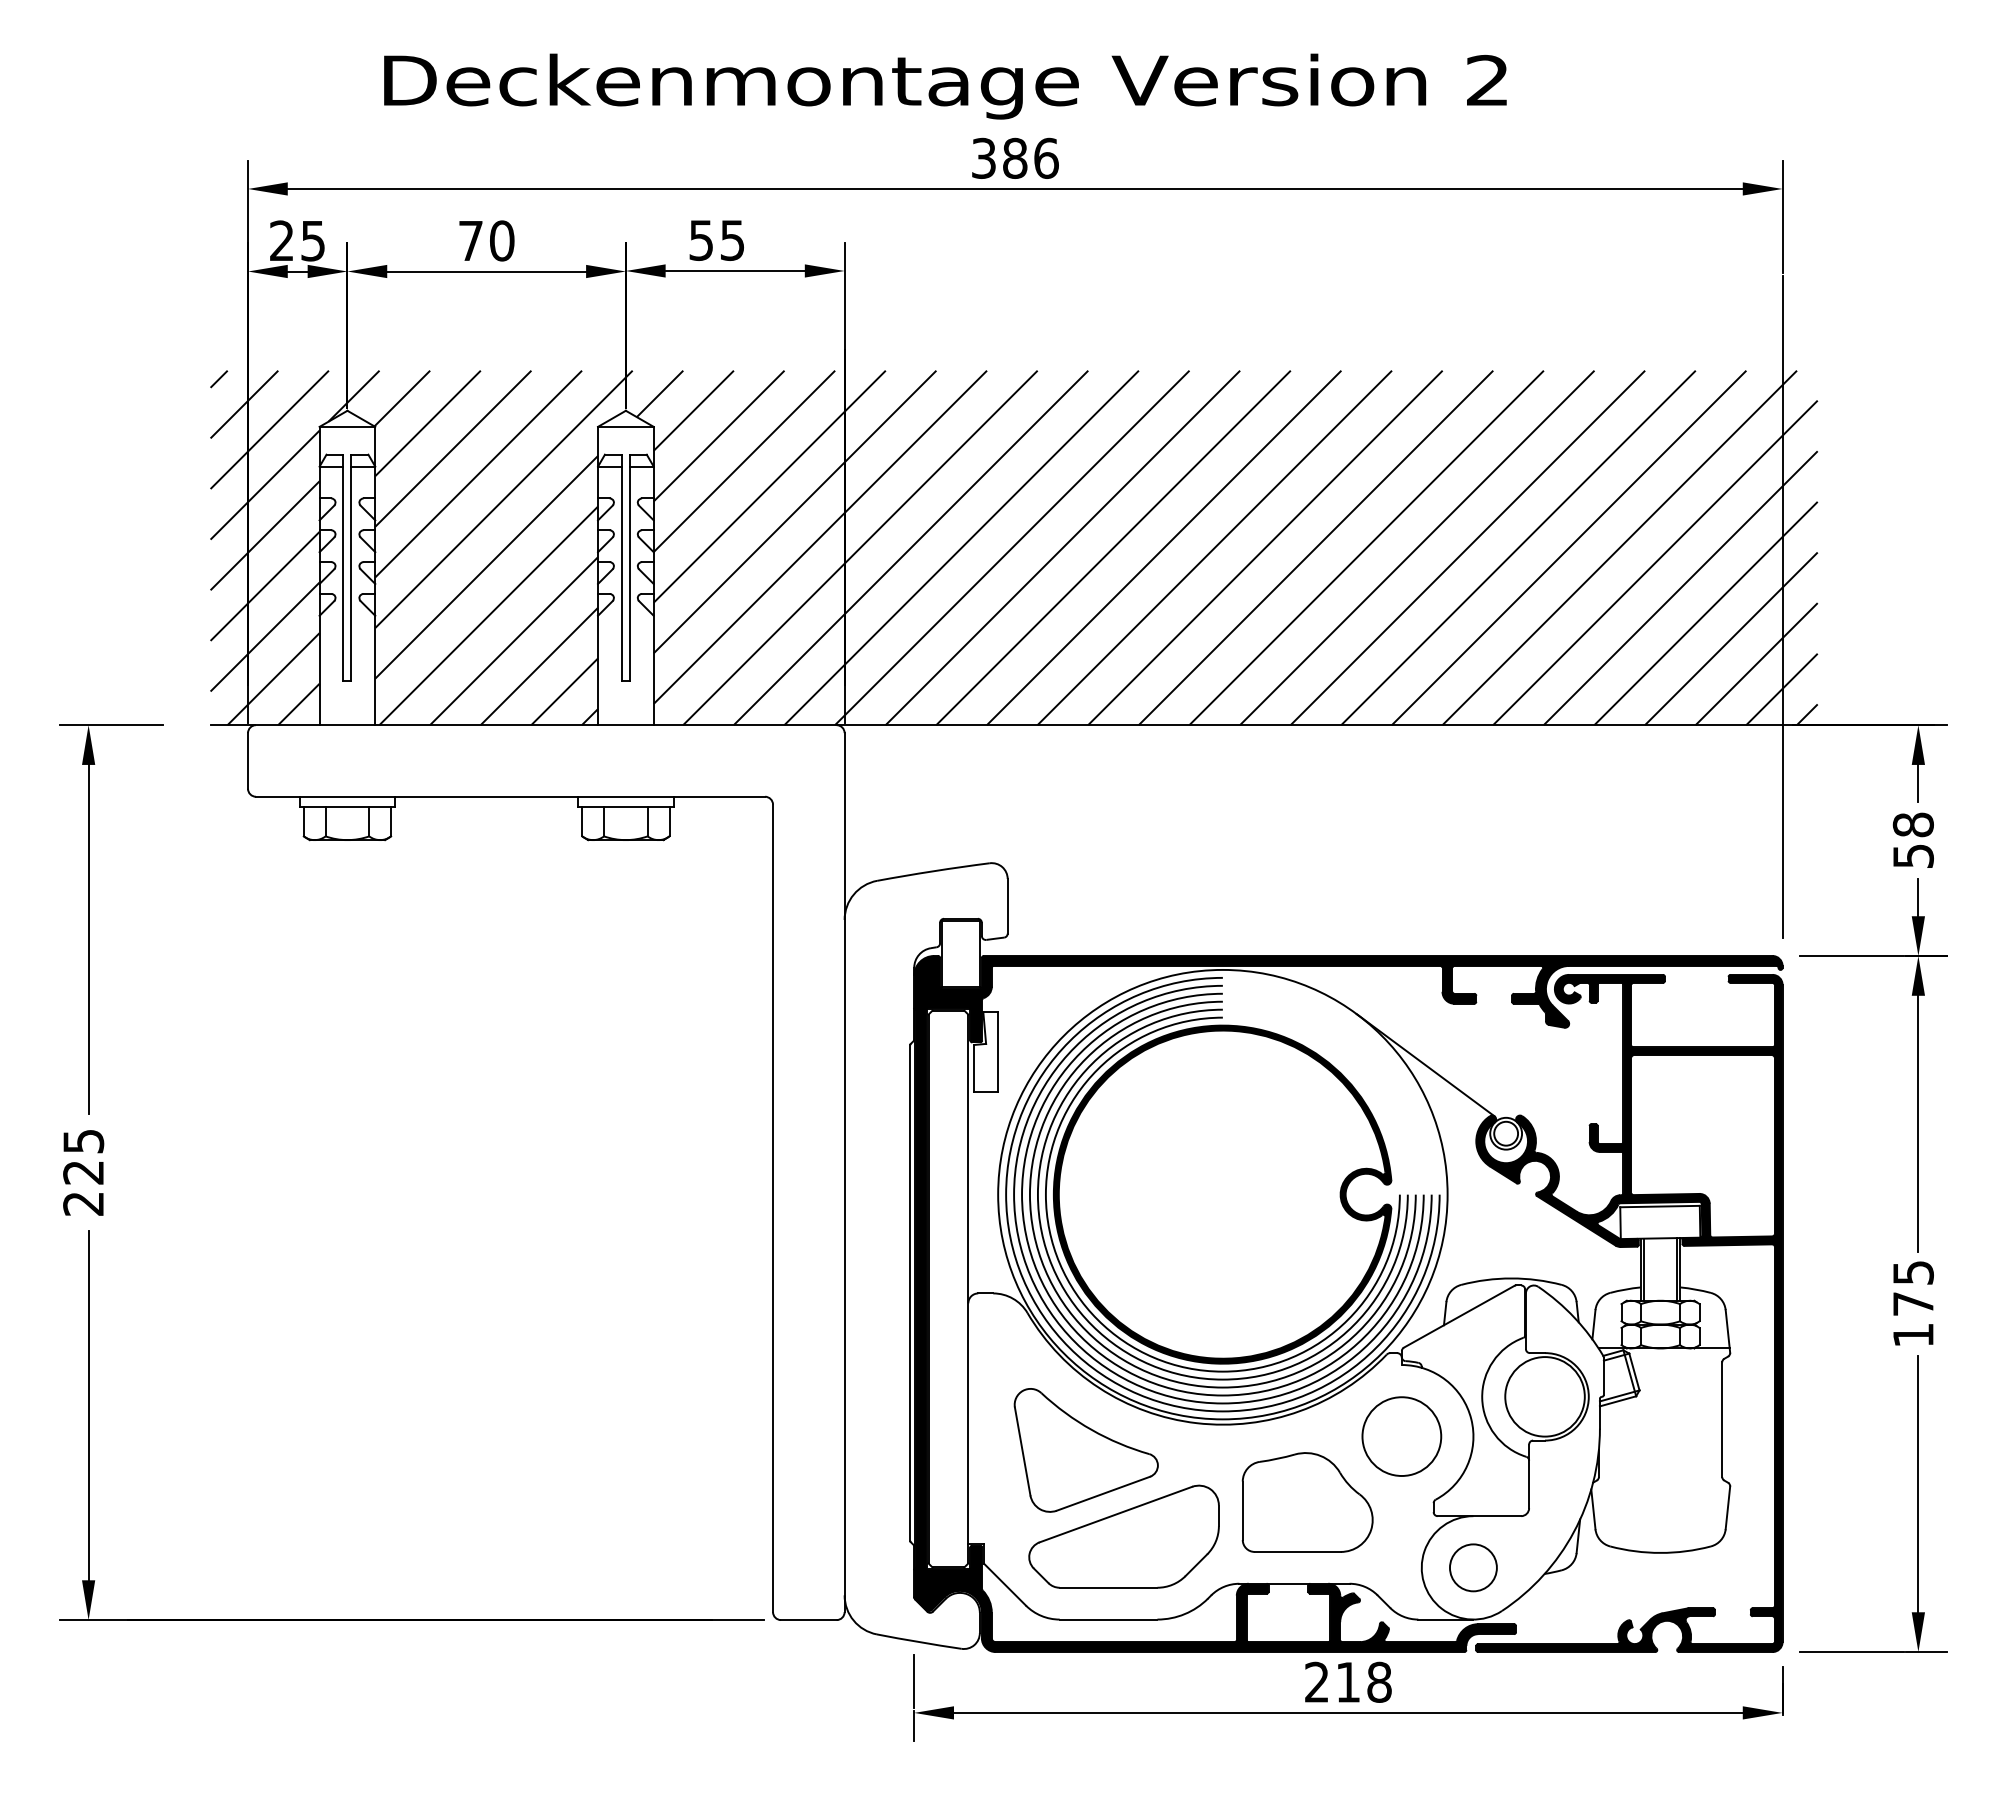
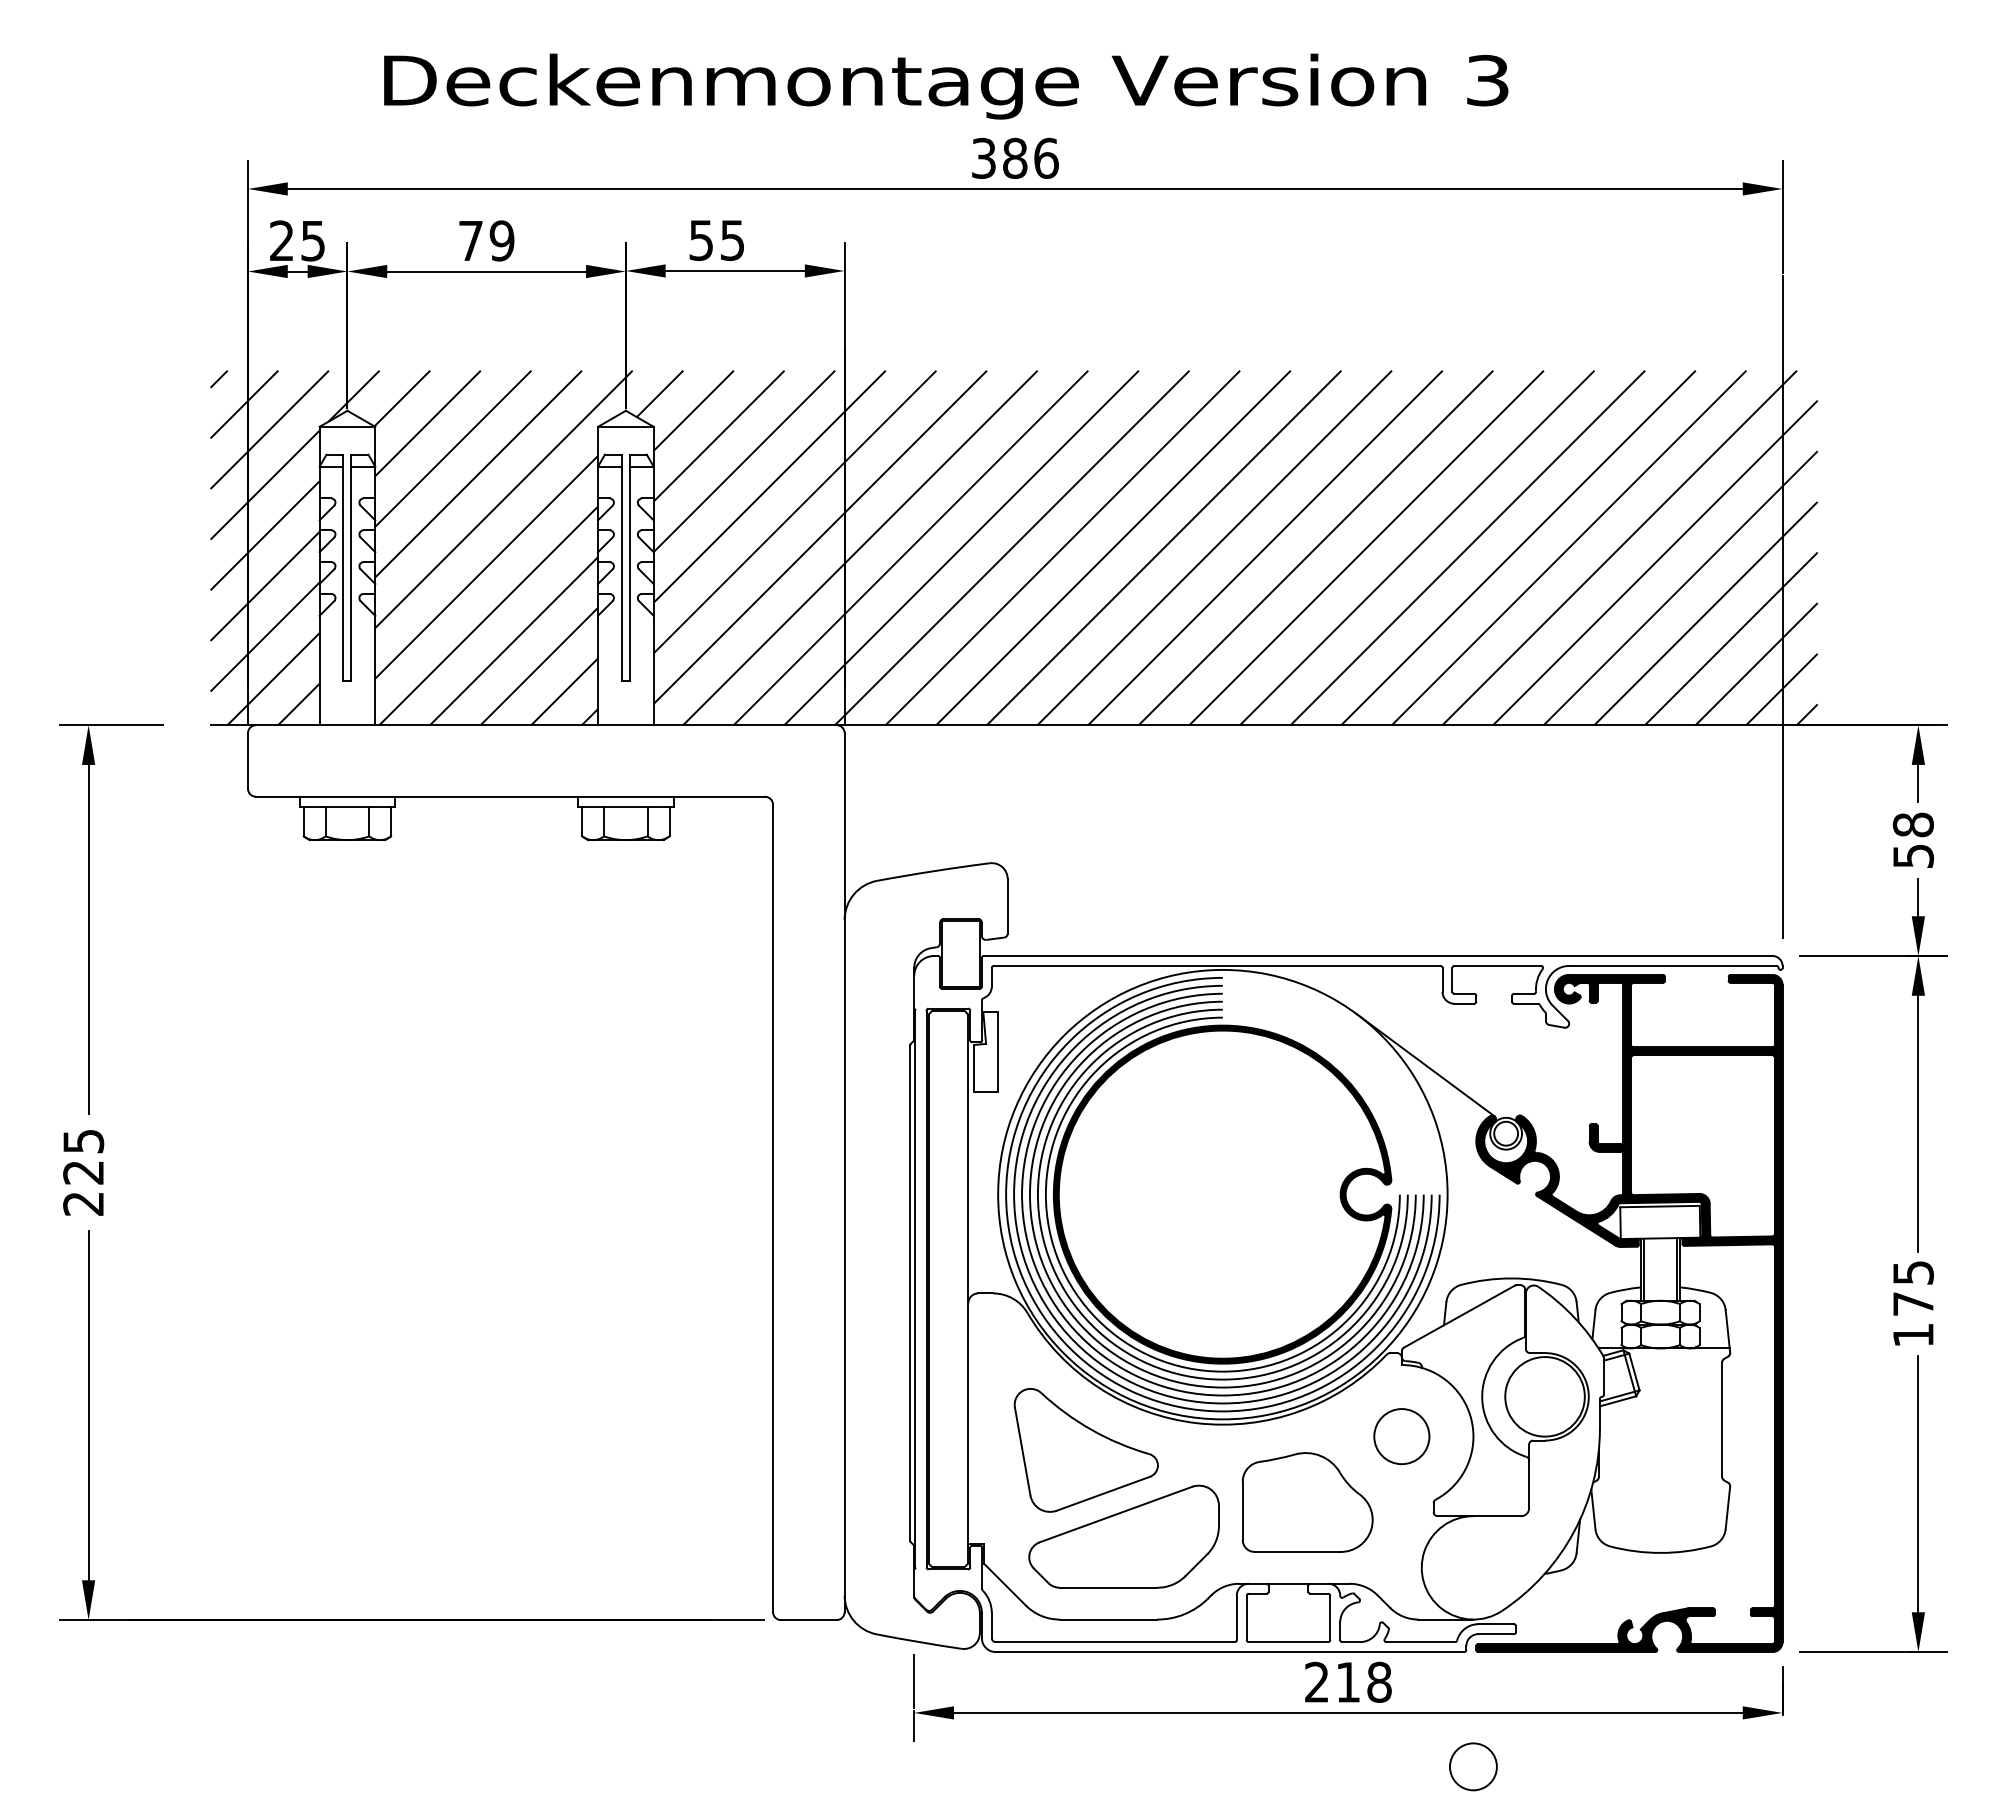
text: 2 -> 3 (1487, 80)
text: 70 -> 79 (501, 240)
fill: present -> none (1348, 1304)
circle diameter: 79 px -> 55 px (1401, 1436)
circle position: (1473, 1567) -> (1473, 1766) (1473, 1766)
